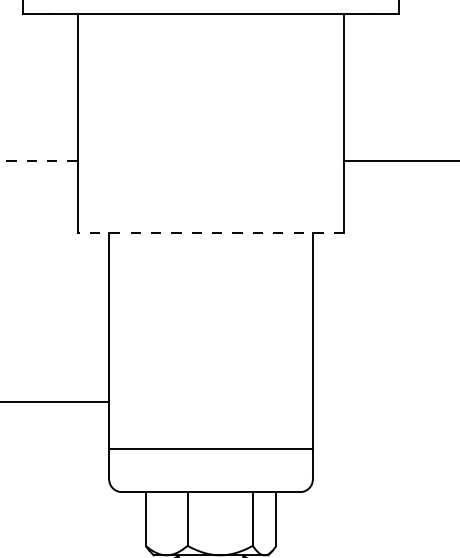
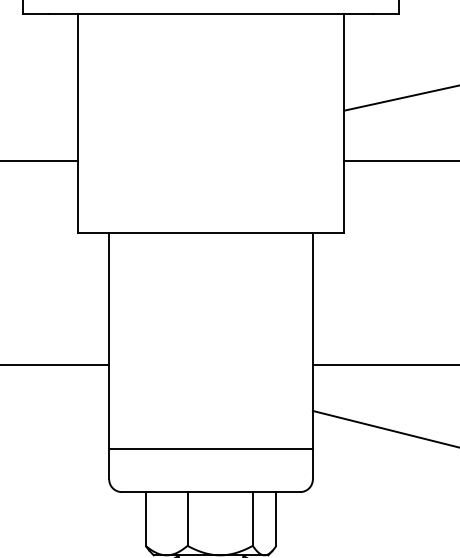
line: none -> present (400, 98)
line: dashed -> solid (38, 161)
line: dashed -> solid (210, 233)
line: none -> present (384, 364)
line position: (55, 401) -> (55, 364) (55, 364)
line: none -> present (384, 428)
